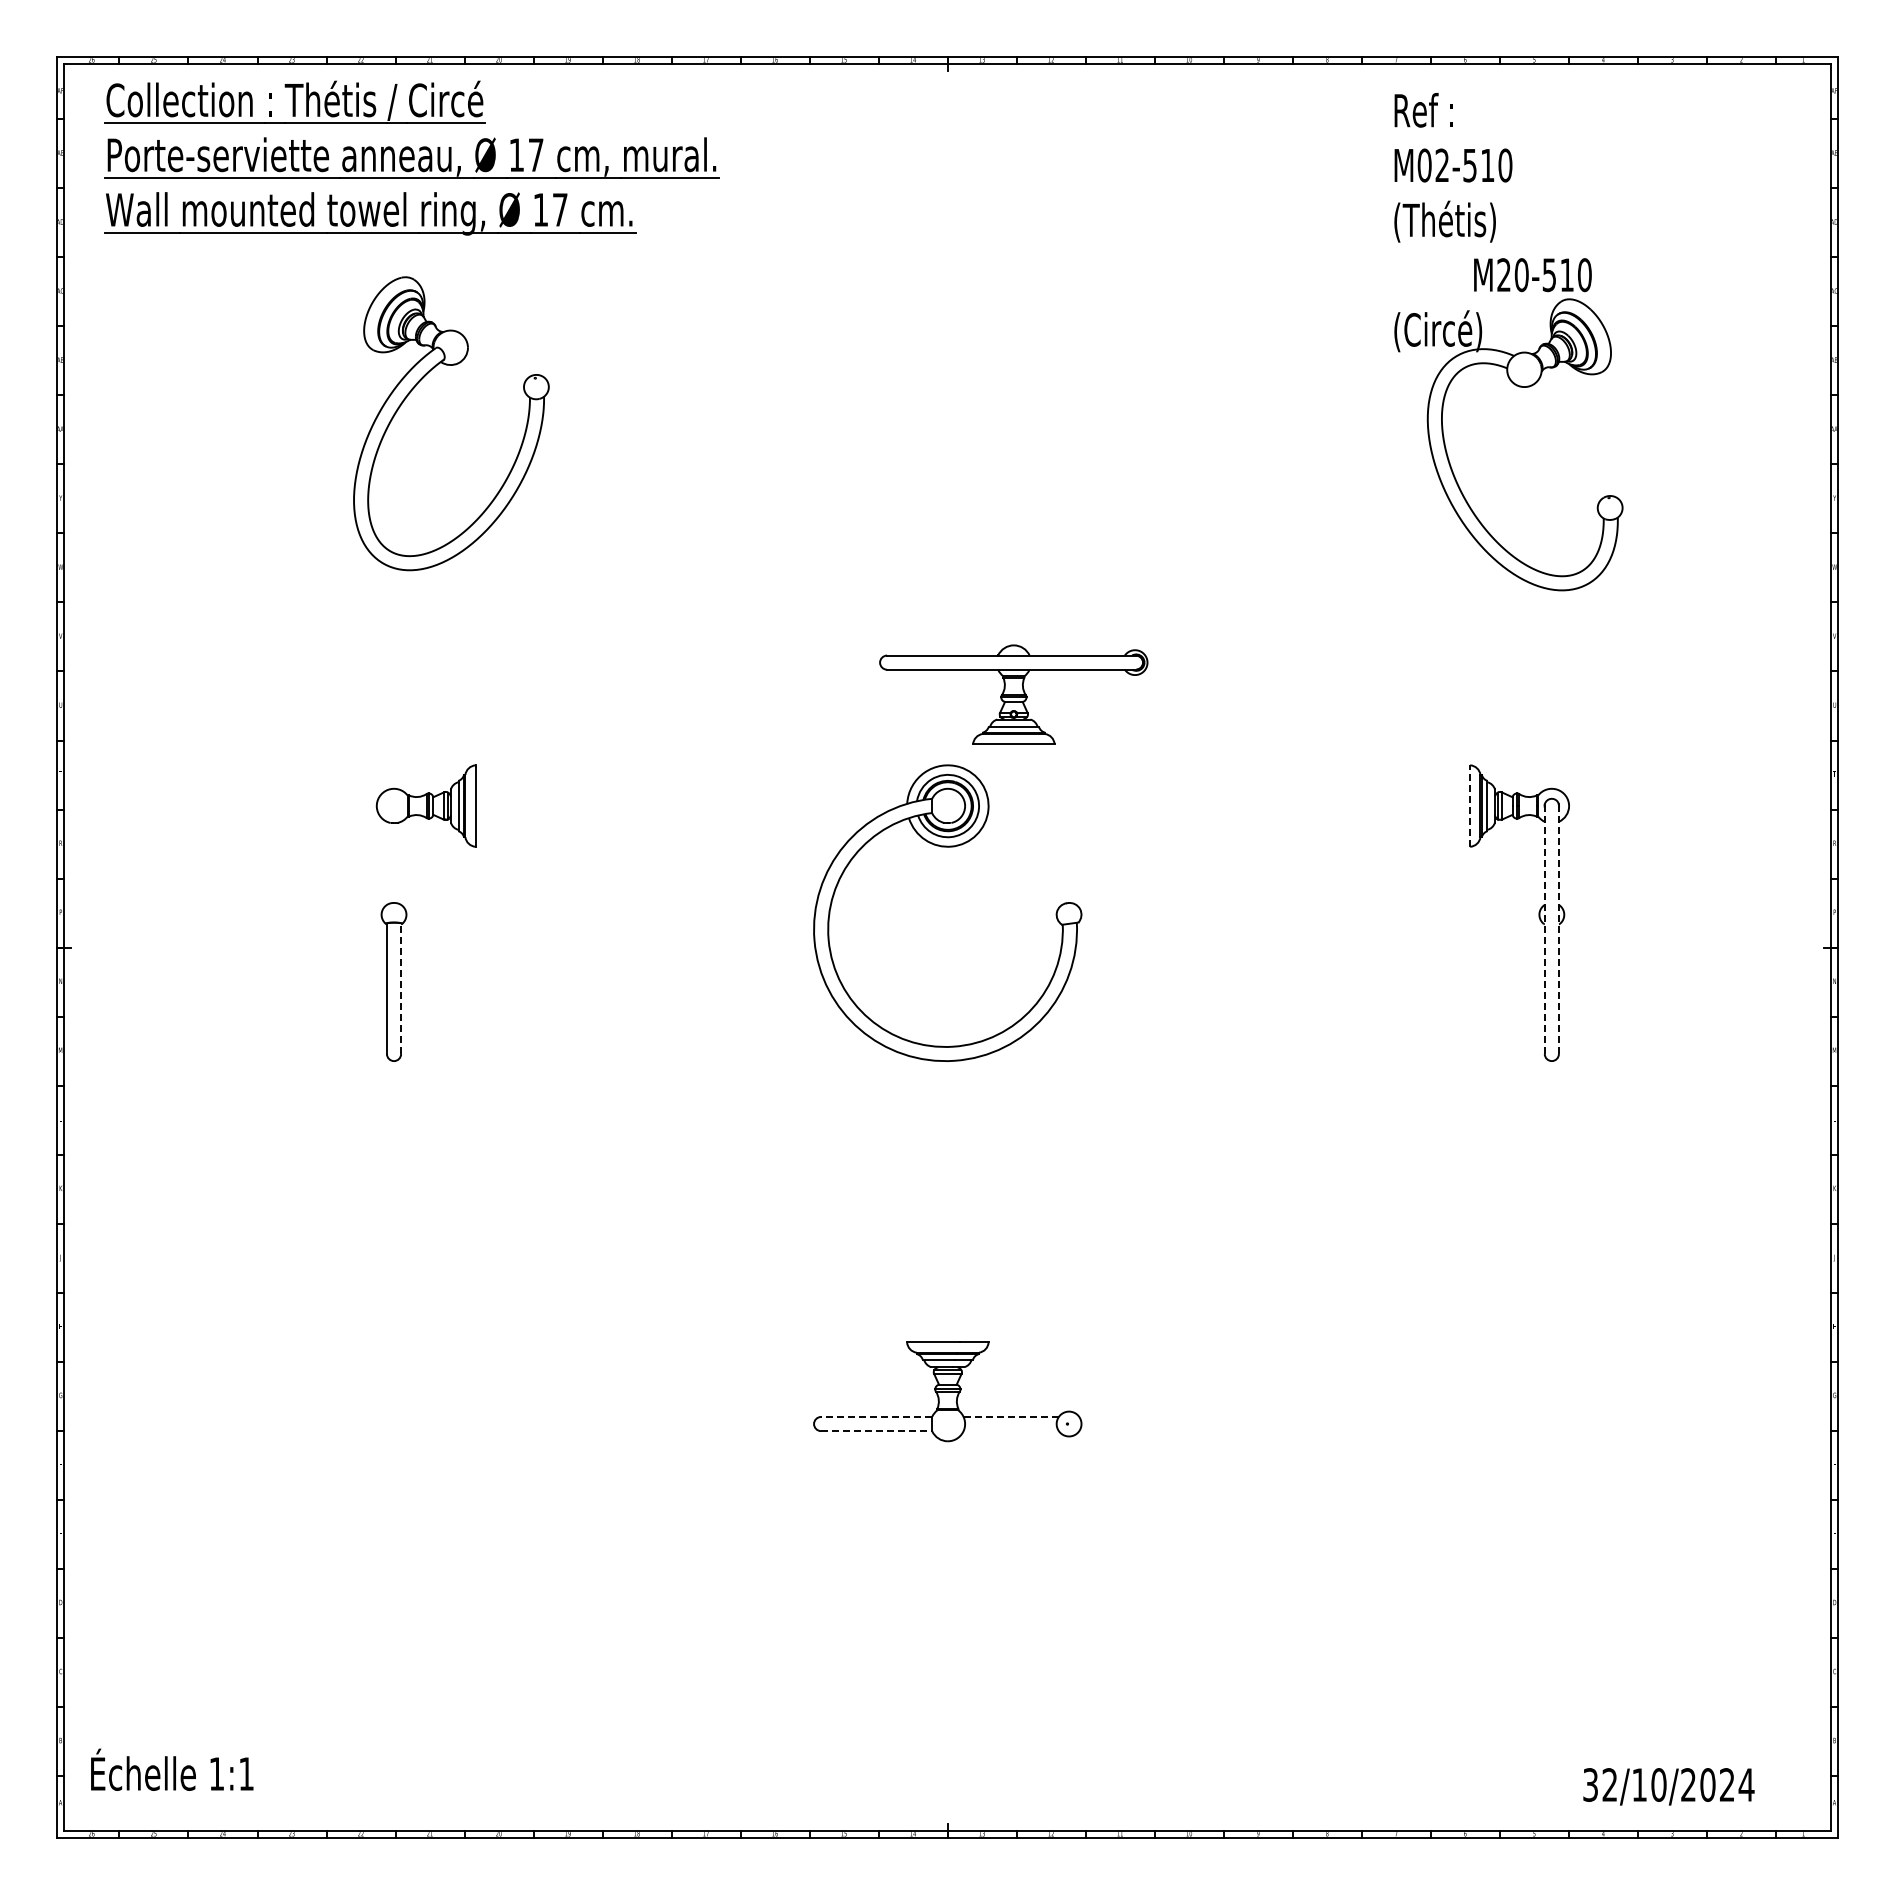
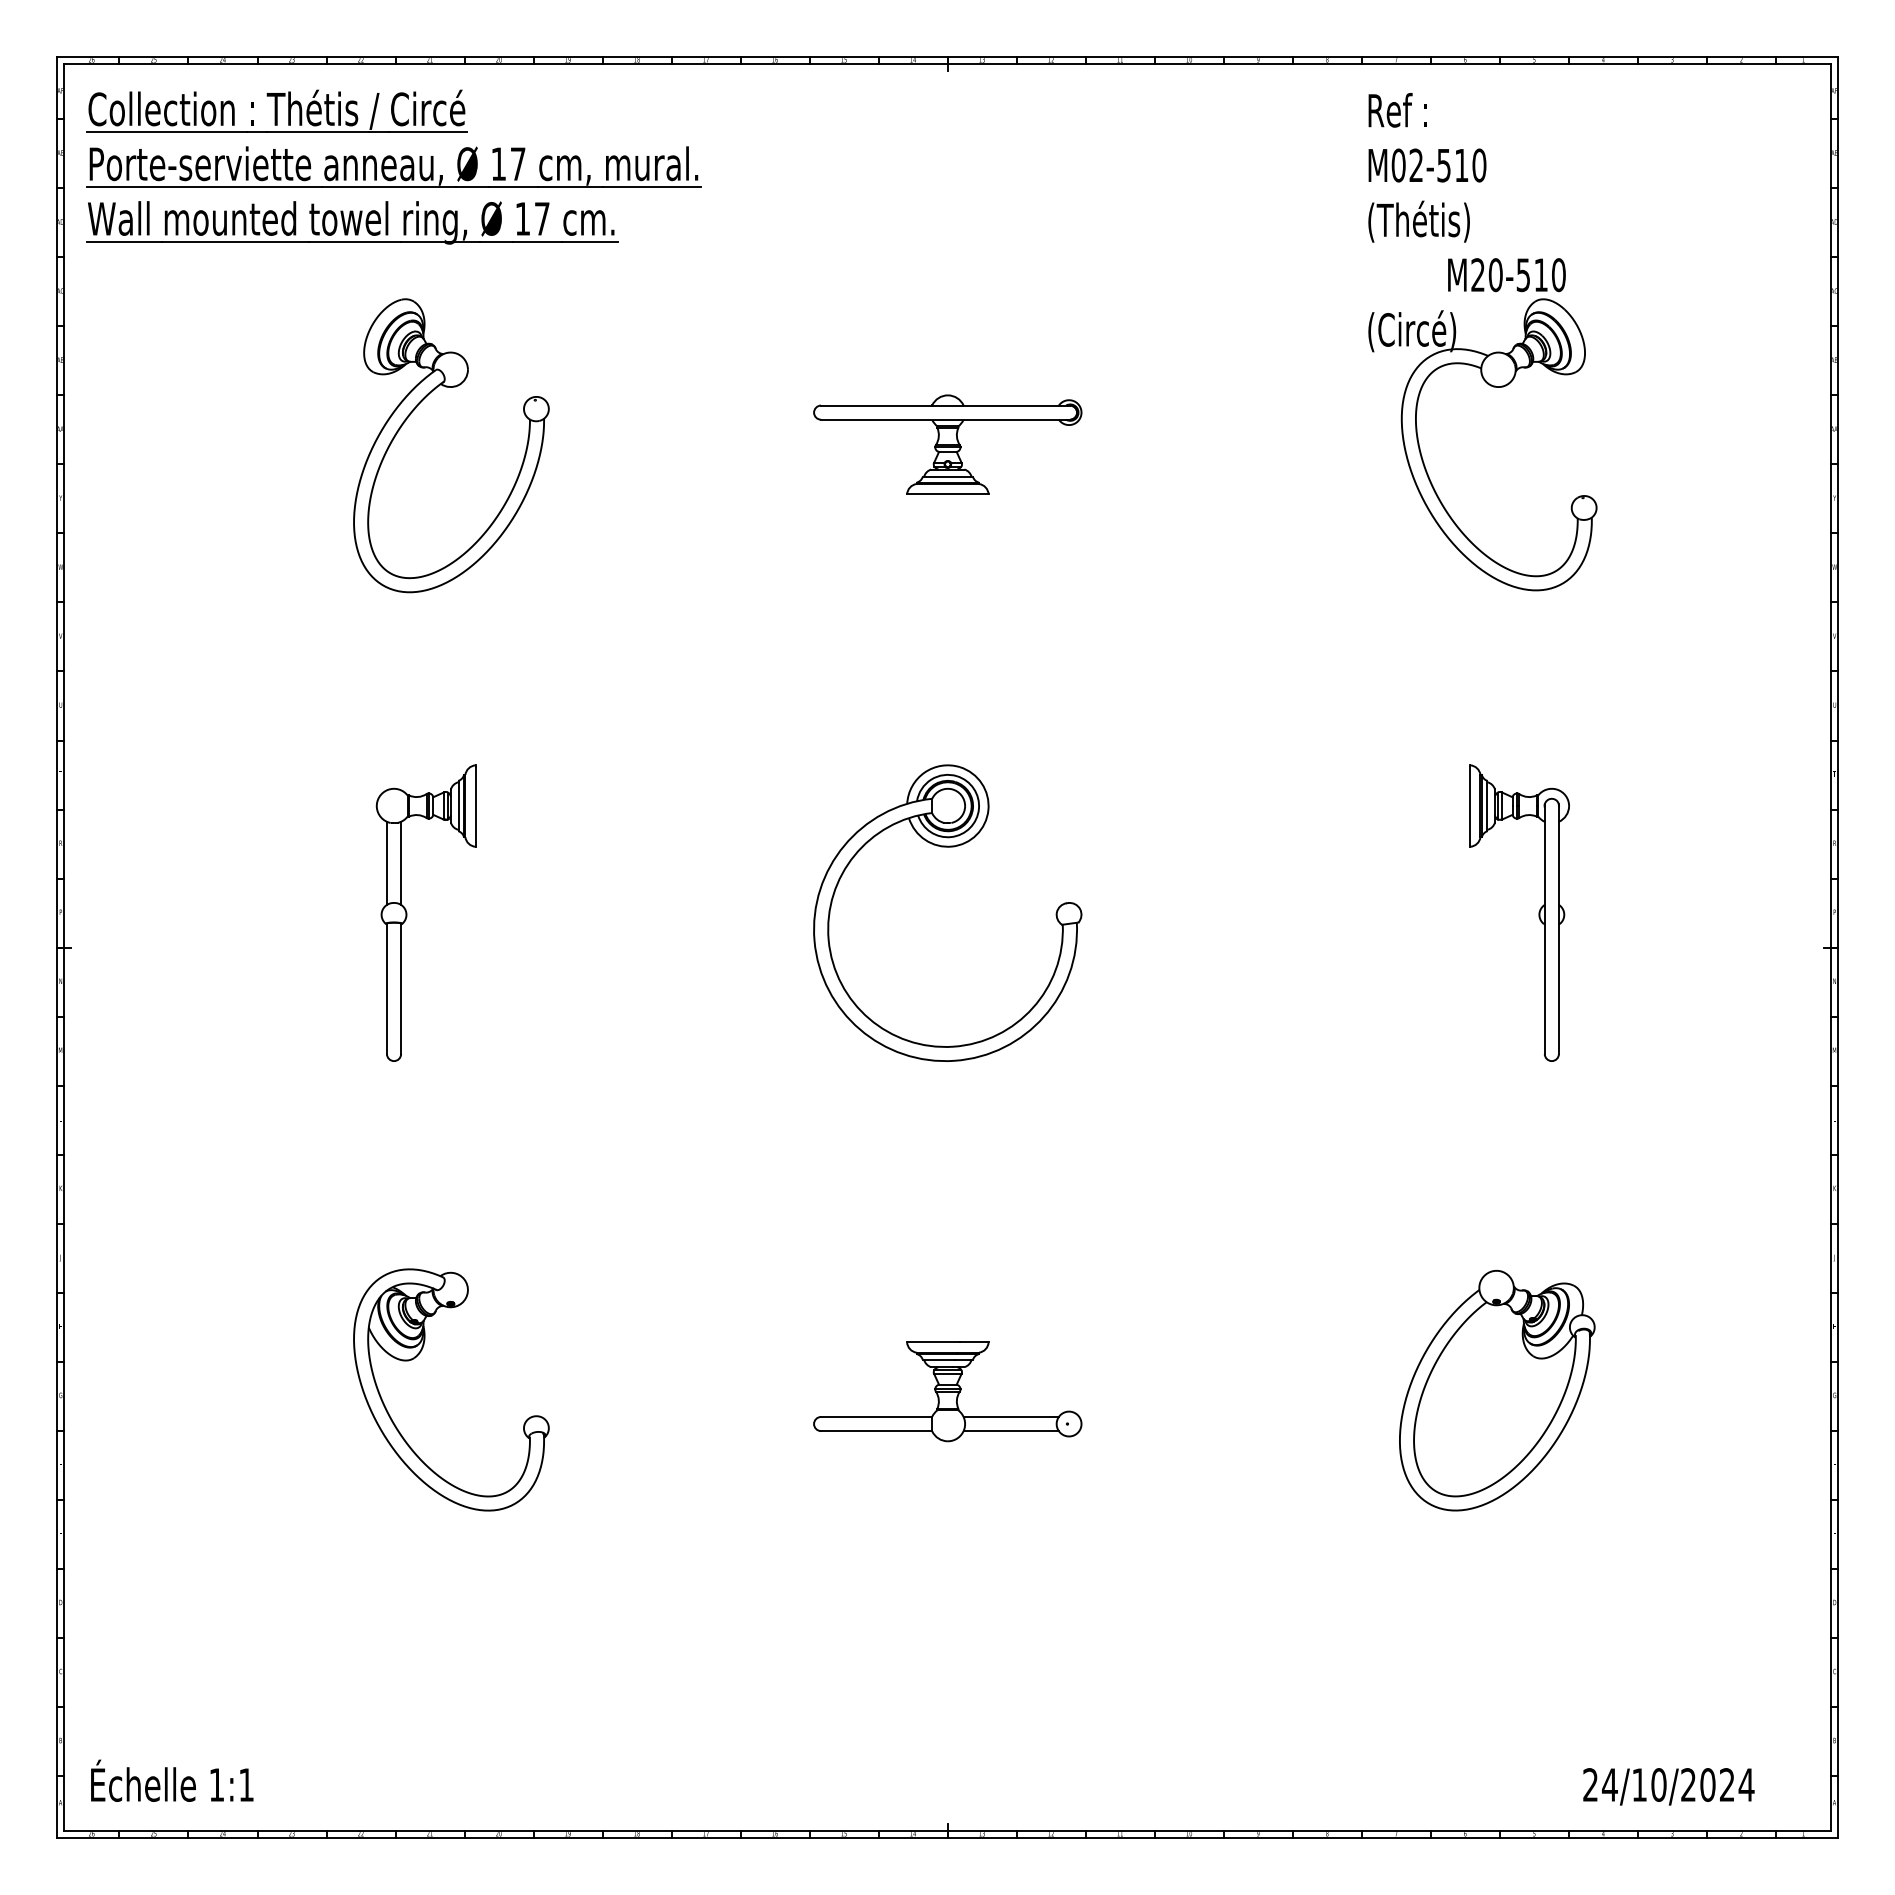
part position: (411, 157) -> (393, 166) (393, 166)
part position: (1505, 351) -> (1479, 351) (1479, 351)
part position: (410, 393) -> (410, 415) (410, 415)
part position: (1013, 694) -> (947, 444) (947, 444)
line: dashed -> solid (1470, 806)
line: none -> present (386, 862)
line: none -> present (401, 862)
line: dashed -> solid (1558, 929)
line: dashed -> solid (1544, 930)
line: dashed -> solid (401, 988)
part: none -> present (418, 1355)
part: none -> present (1497, 1390)
line: dashed -> solid (876, 1416)
line: dashed -> solid (1011, 1416)
line: dashed -> solid (876, 1431)
line: none -> present (1011, 1431)
text position: (172, 1769) -> (172, 1780) (172, 1780)
text: 32/10/2024 -> 24/10/2024 (1600, 1784)
